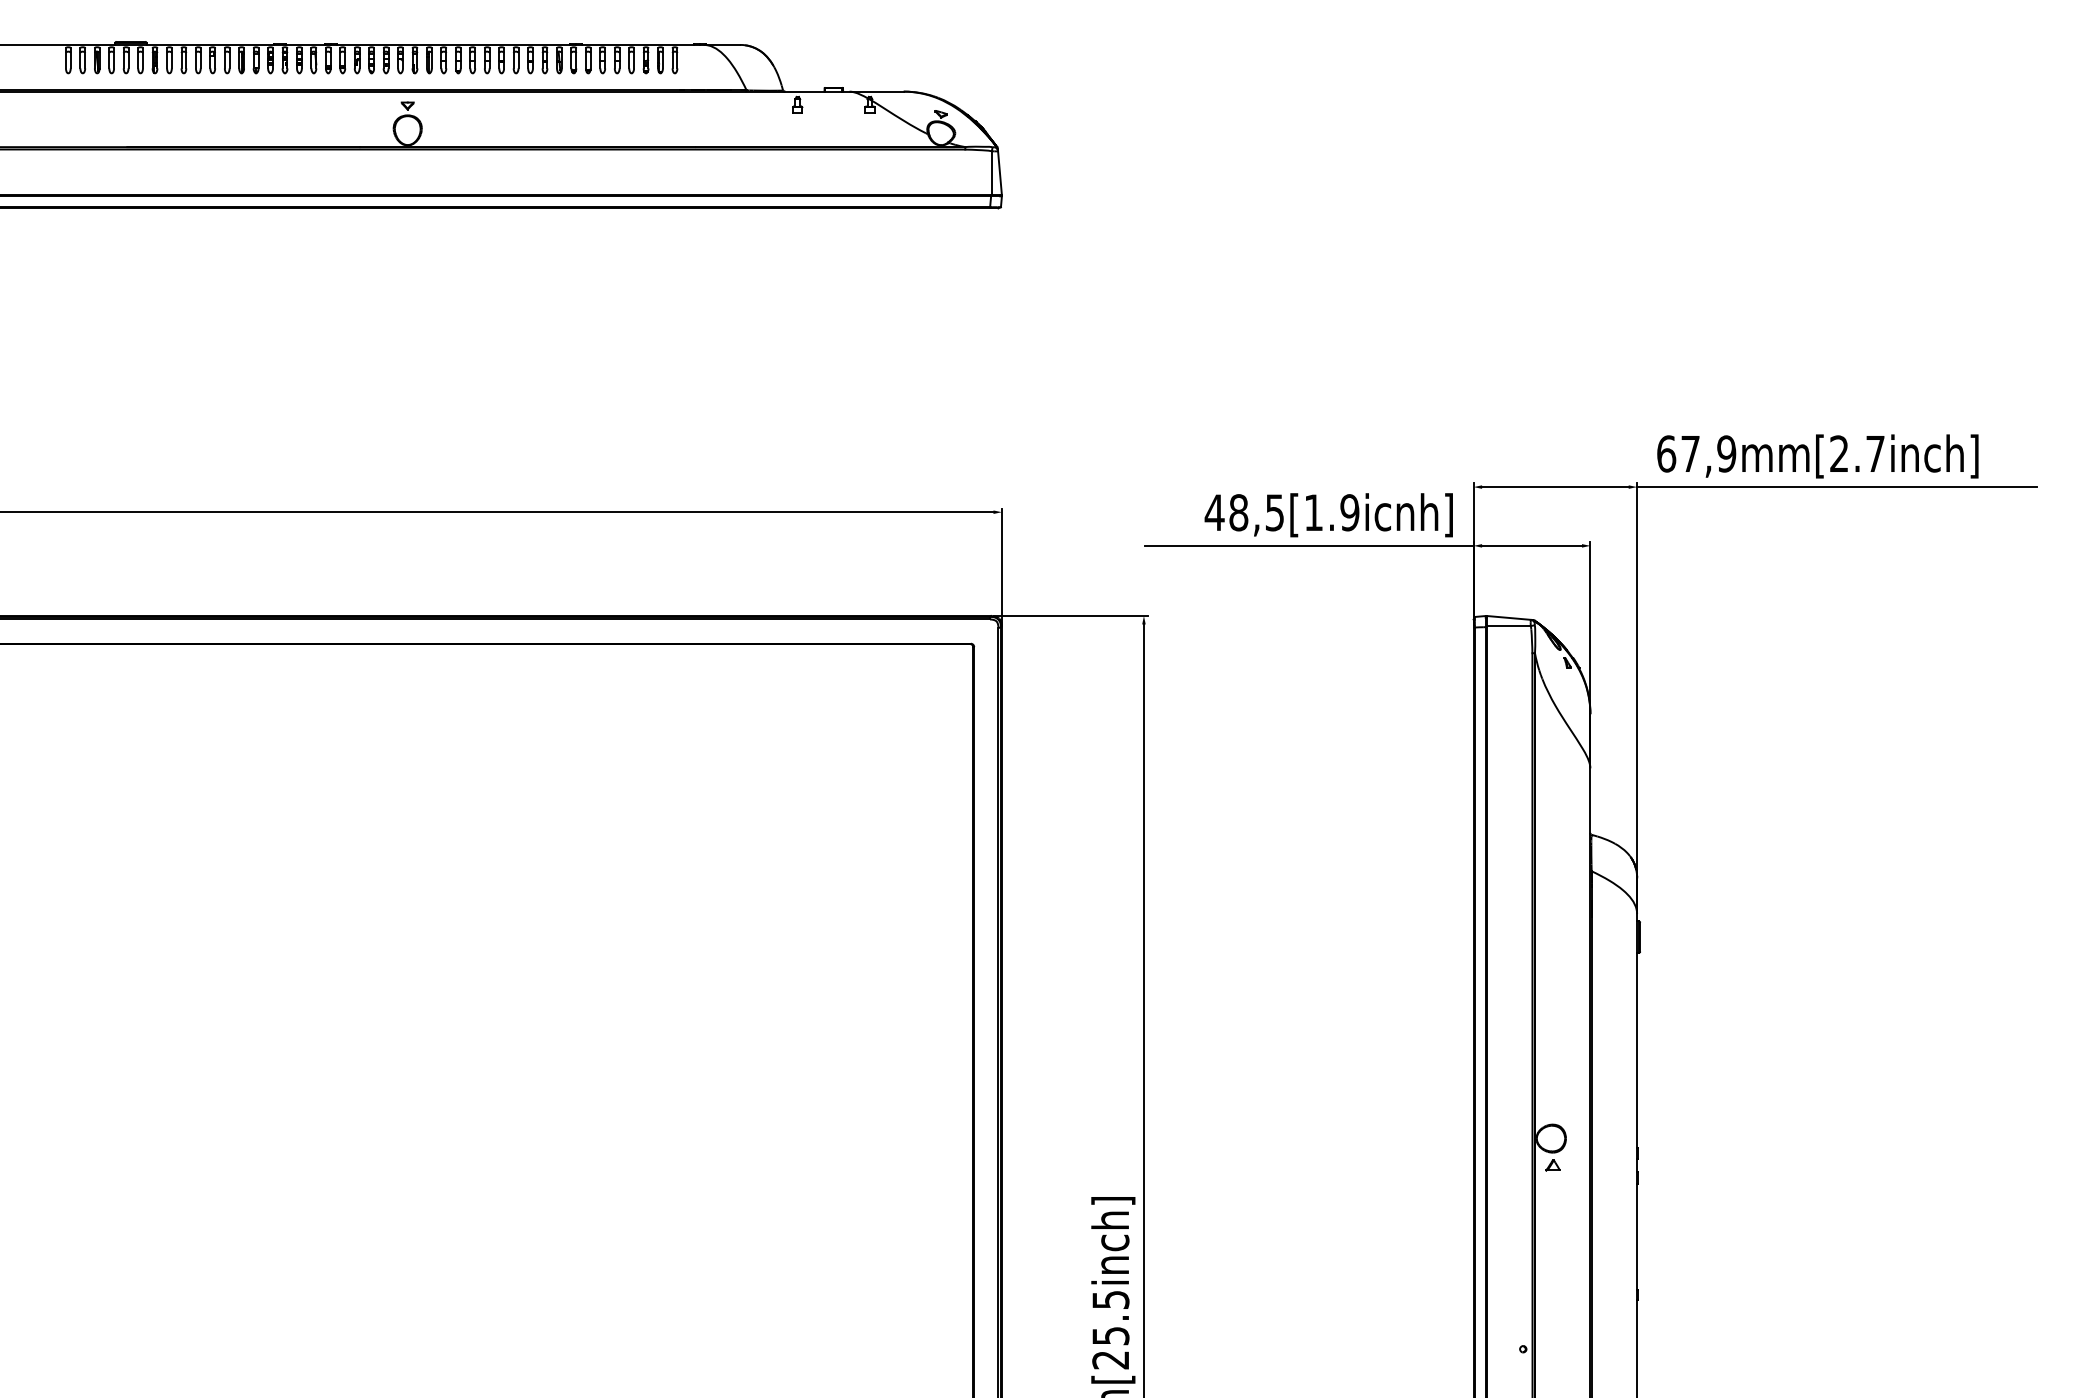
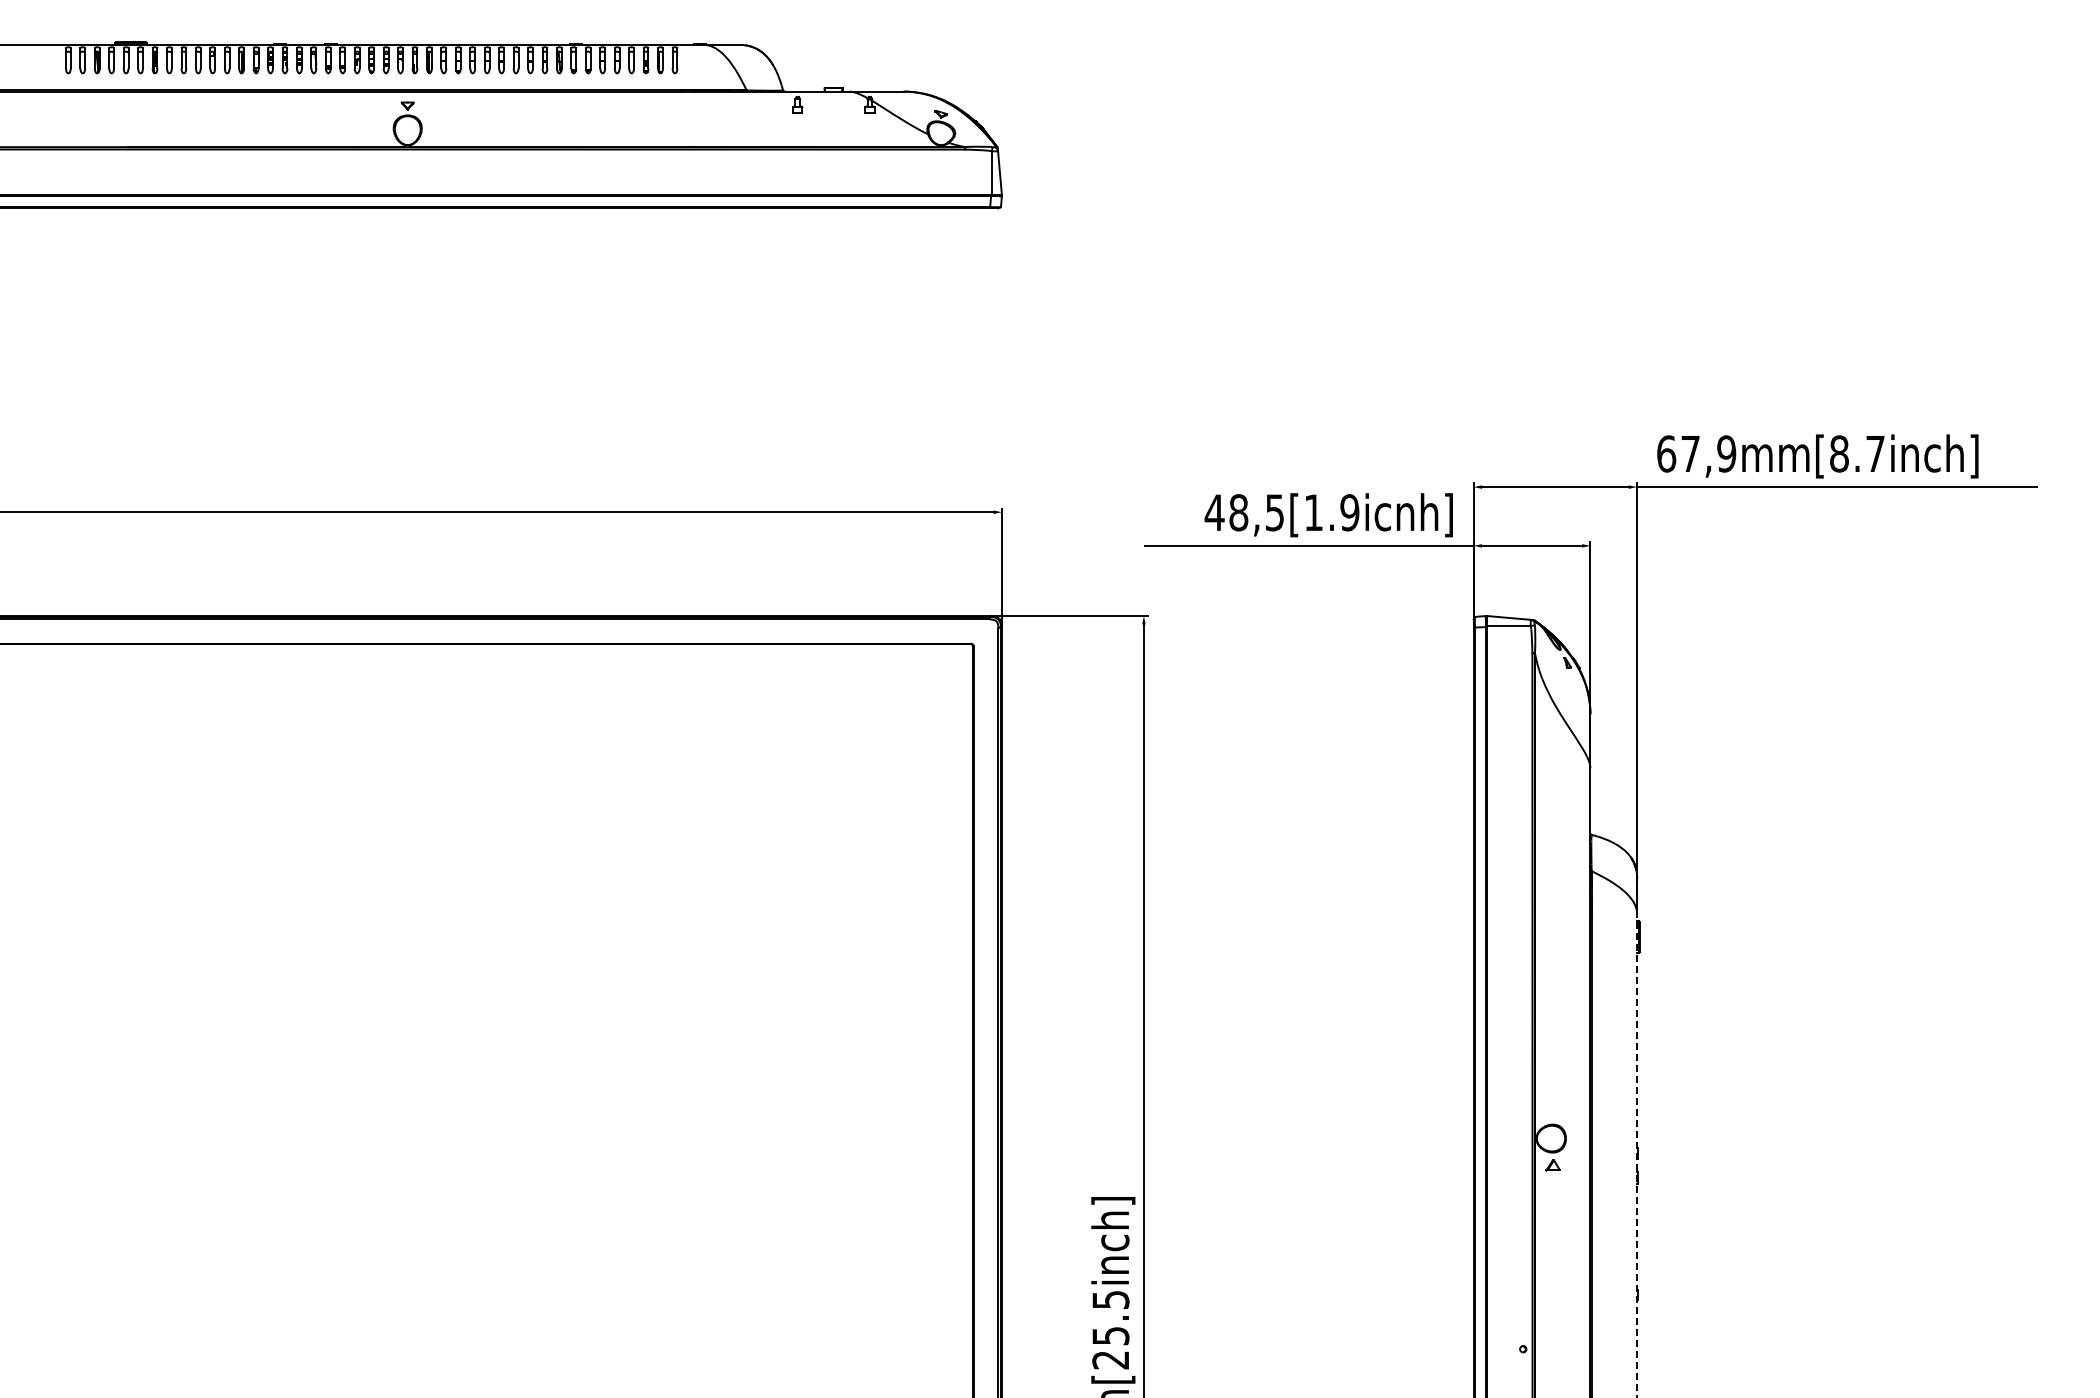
text: 67,9mm[2.7inch] -> 67,9mm[8.7inch] (1839, 453)
line: solid -> dashed (1637, 1137)
